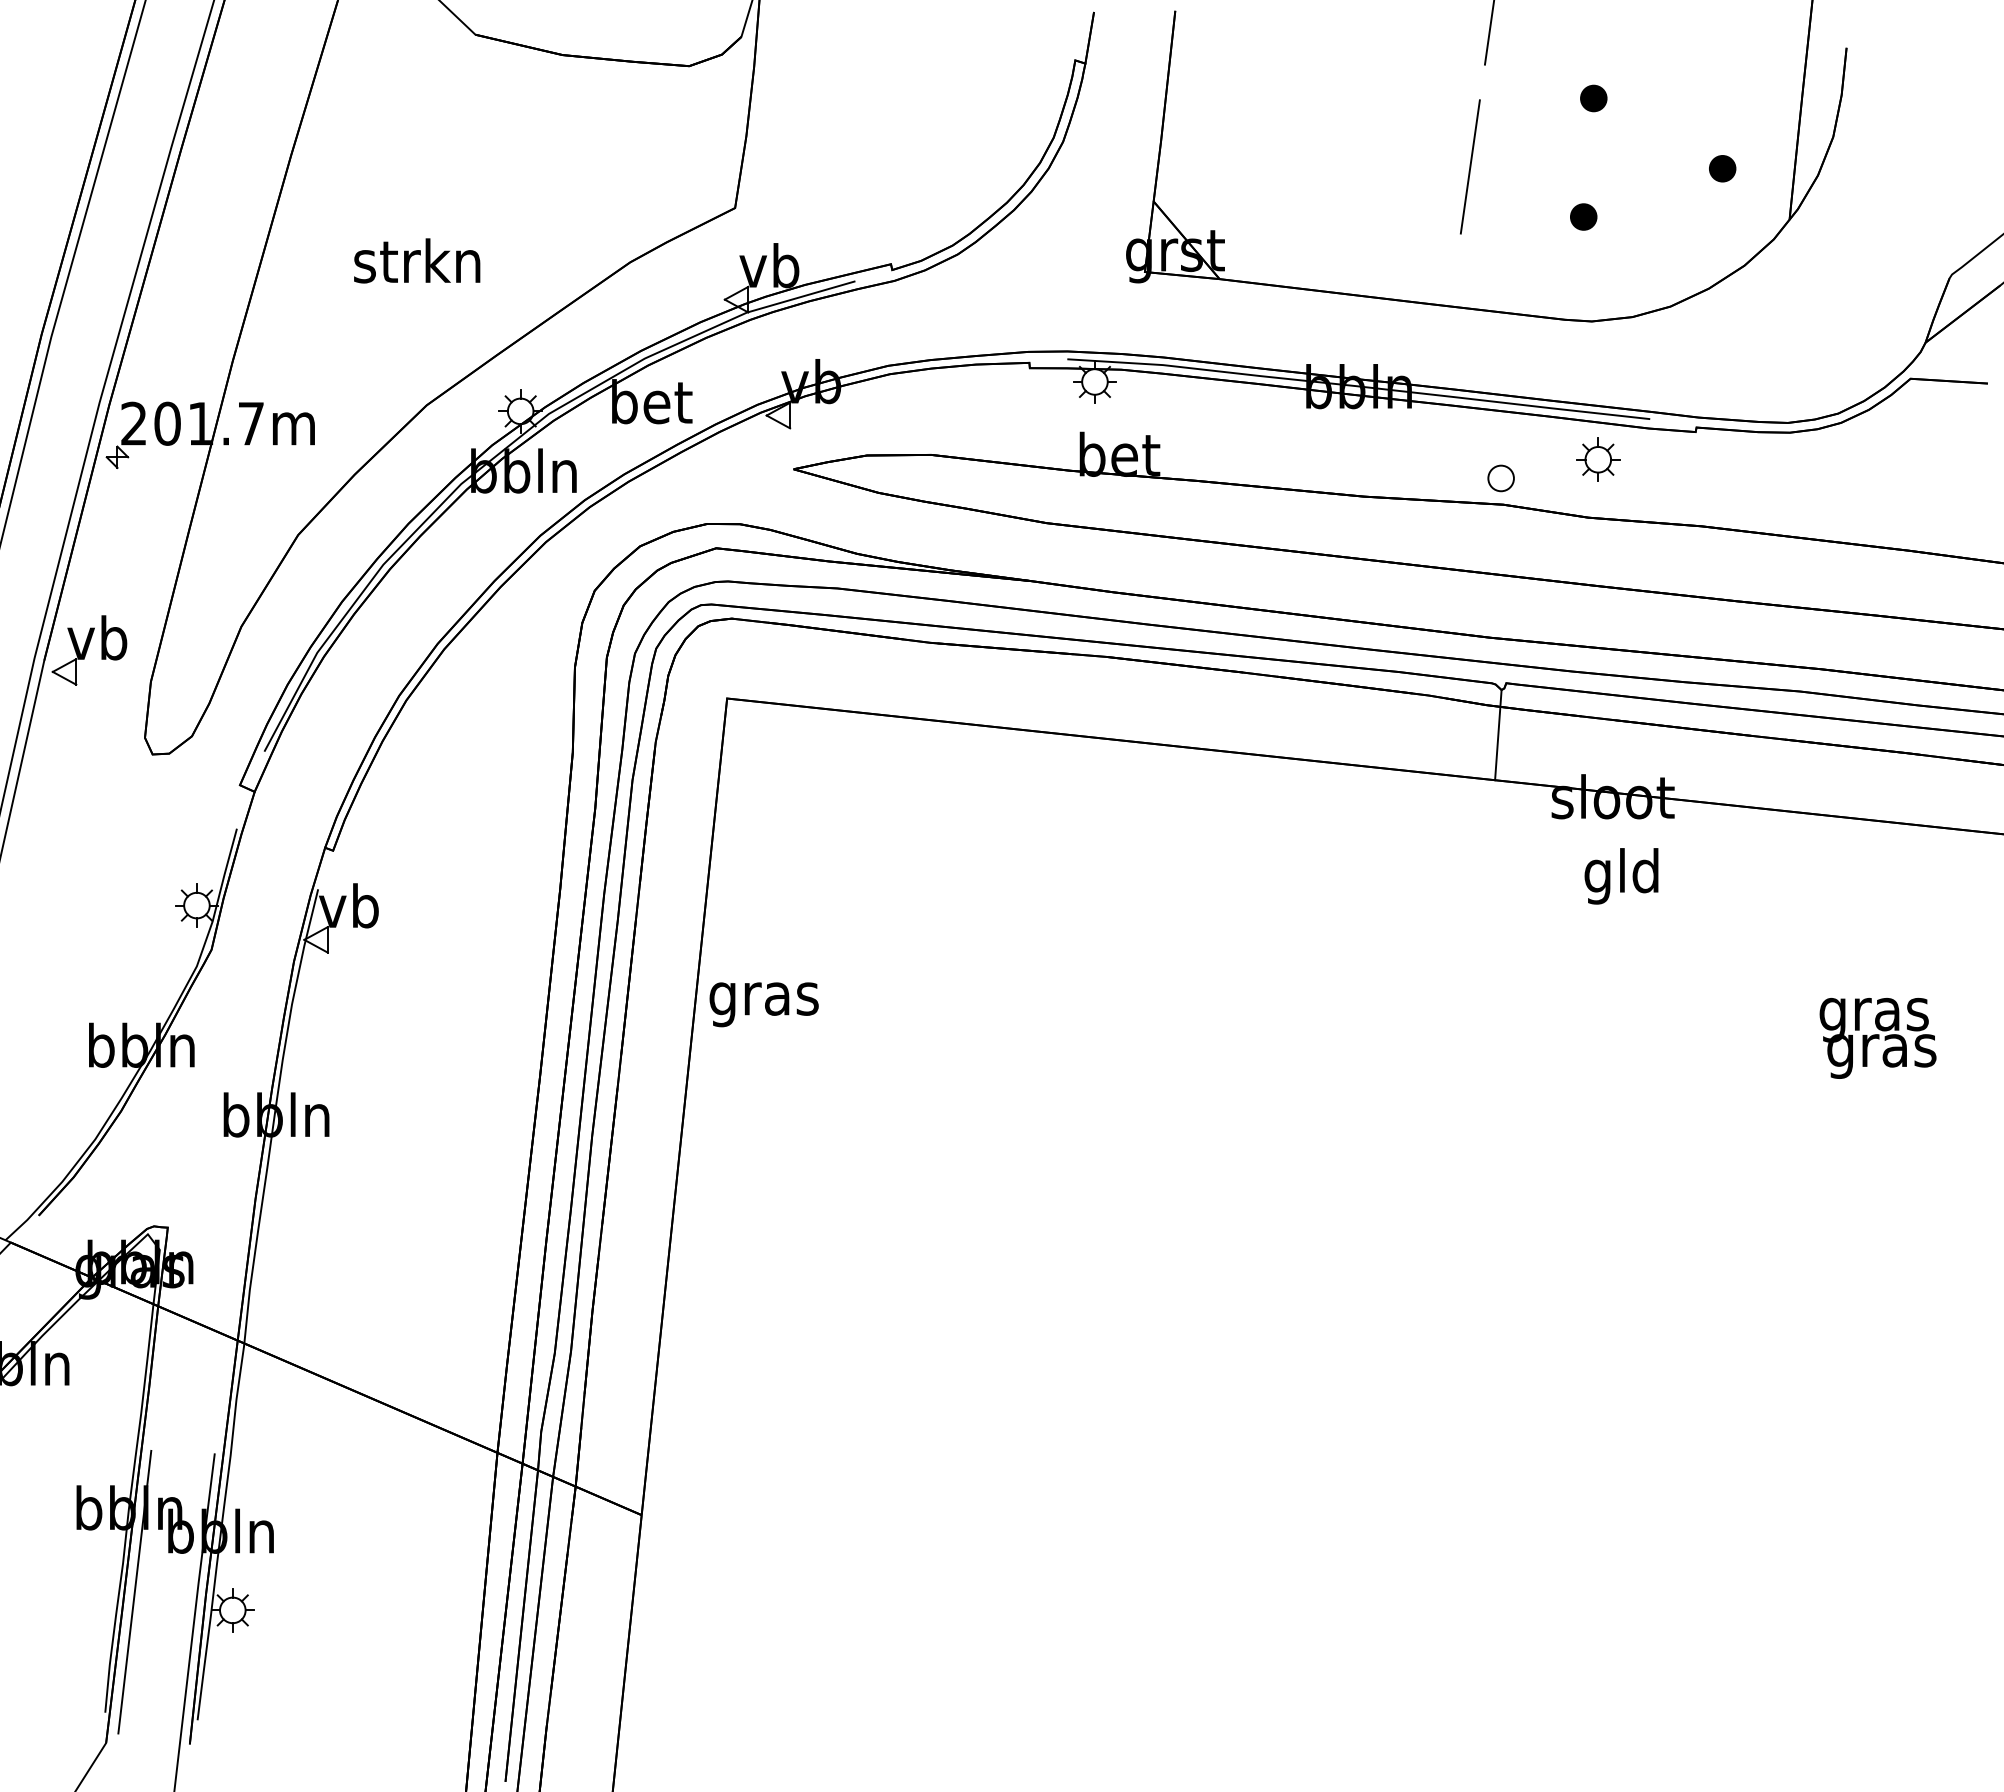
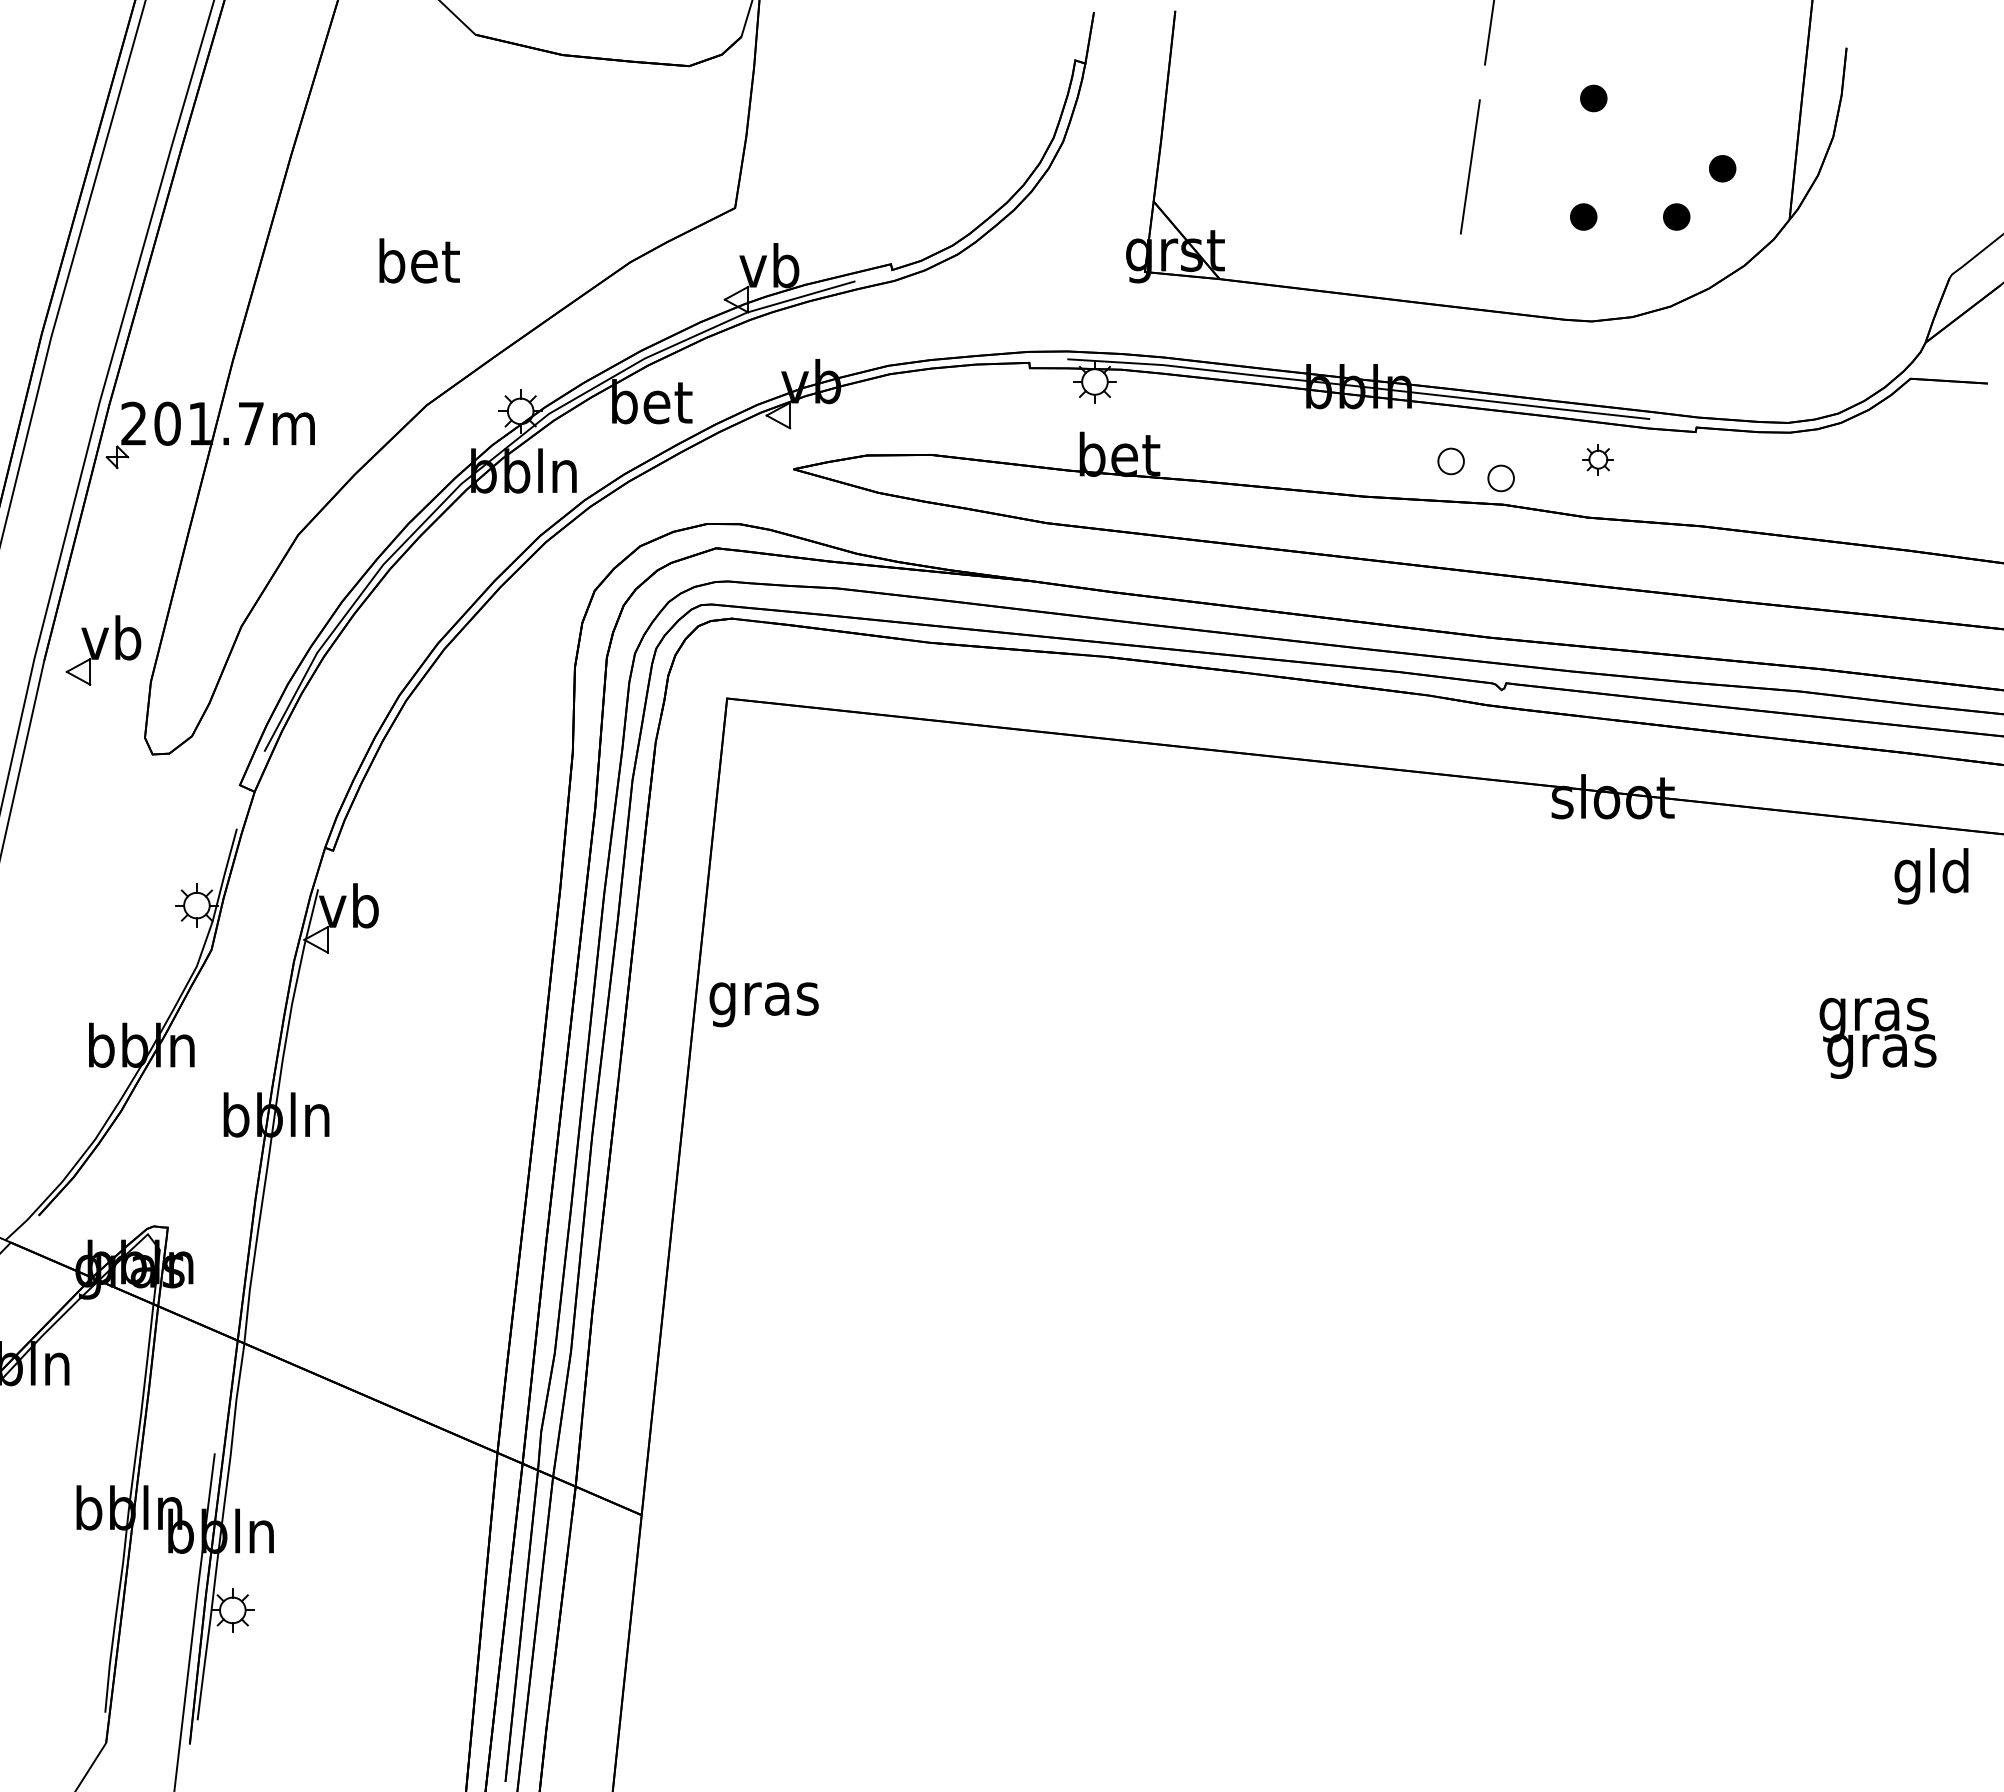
part: none -> present (1676, 216)
text: strkn -> bet (417, 260)
part size: 45x45 px -> 32x32 px (1597, 459)
part: none -> present (1450, 461)
part position: (89, 650) -> (103, 650) (103, 650)
line: present -> none (1498, 735)
text position: (1621, 876) -> (1931, 876) (1931, 876)
line: present -> none (134, 1591)
